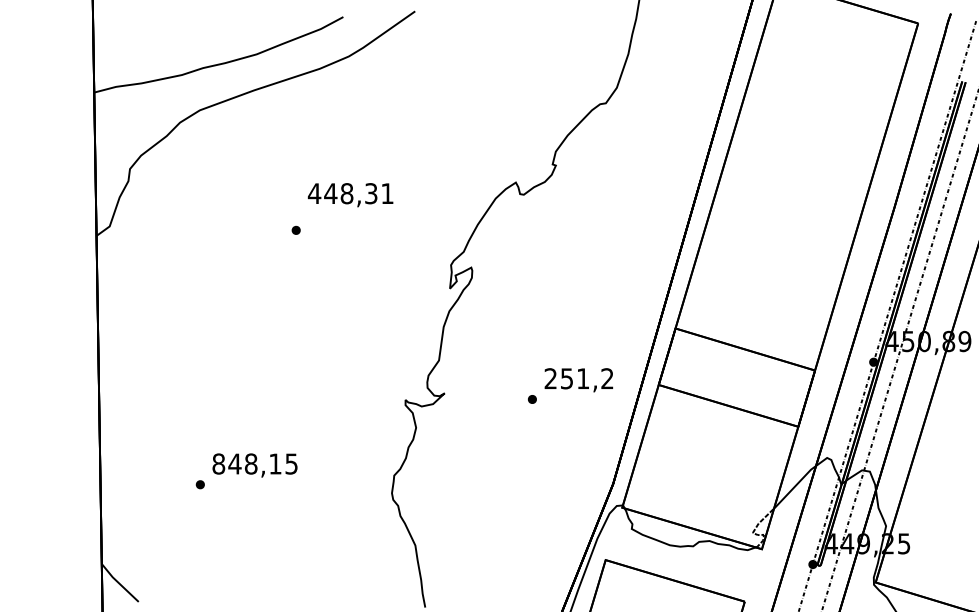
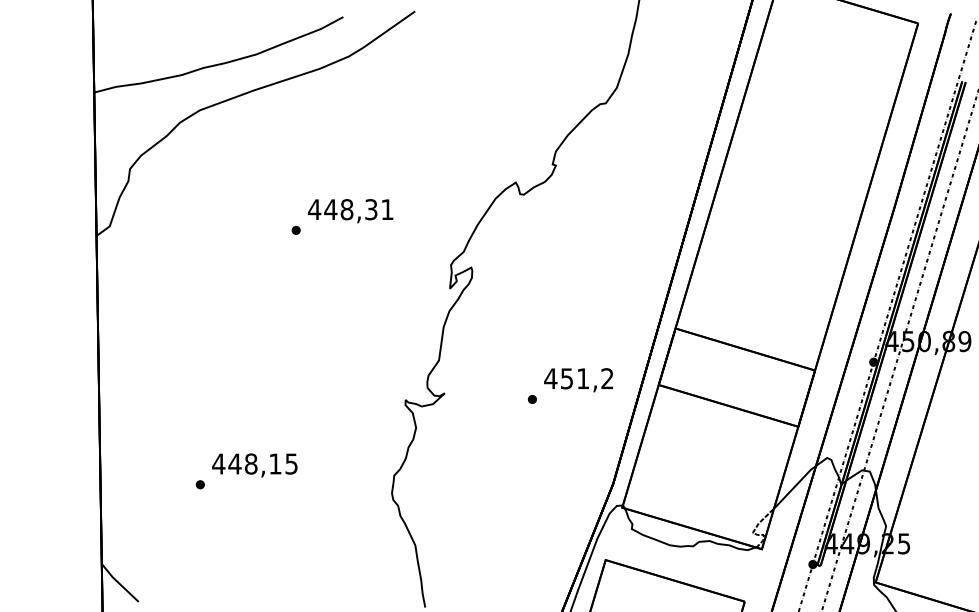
text position: (350, 195) -> (350, 211) (350, 211)
text: 251,2 -> 451,2 (550, 378)
text: 848,15 -> 448,15 (218, 463)
